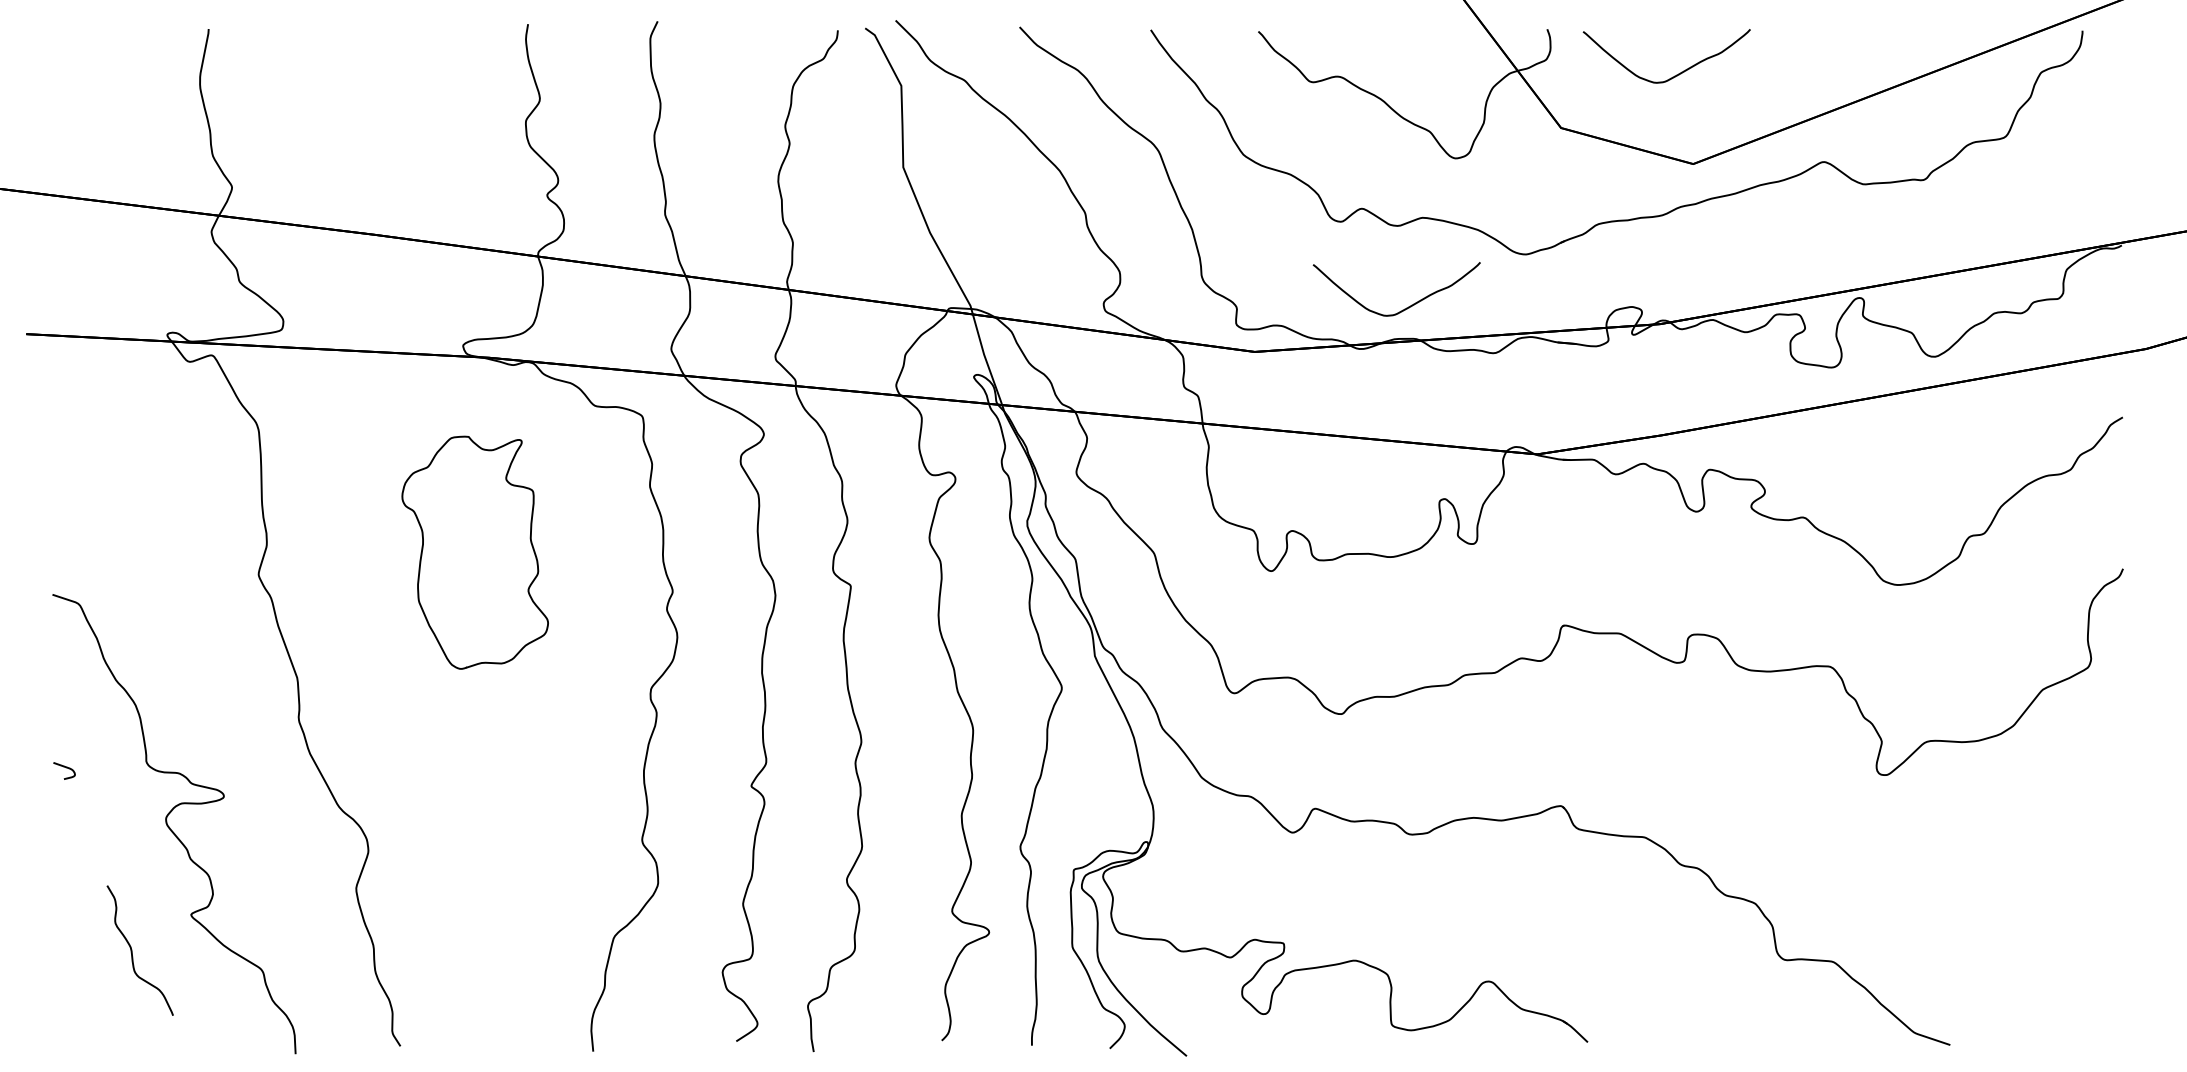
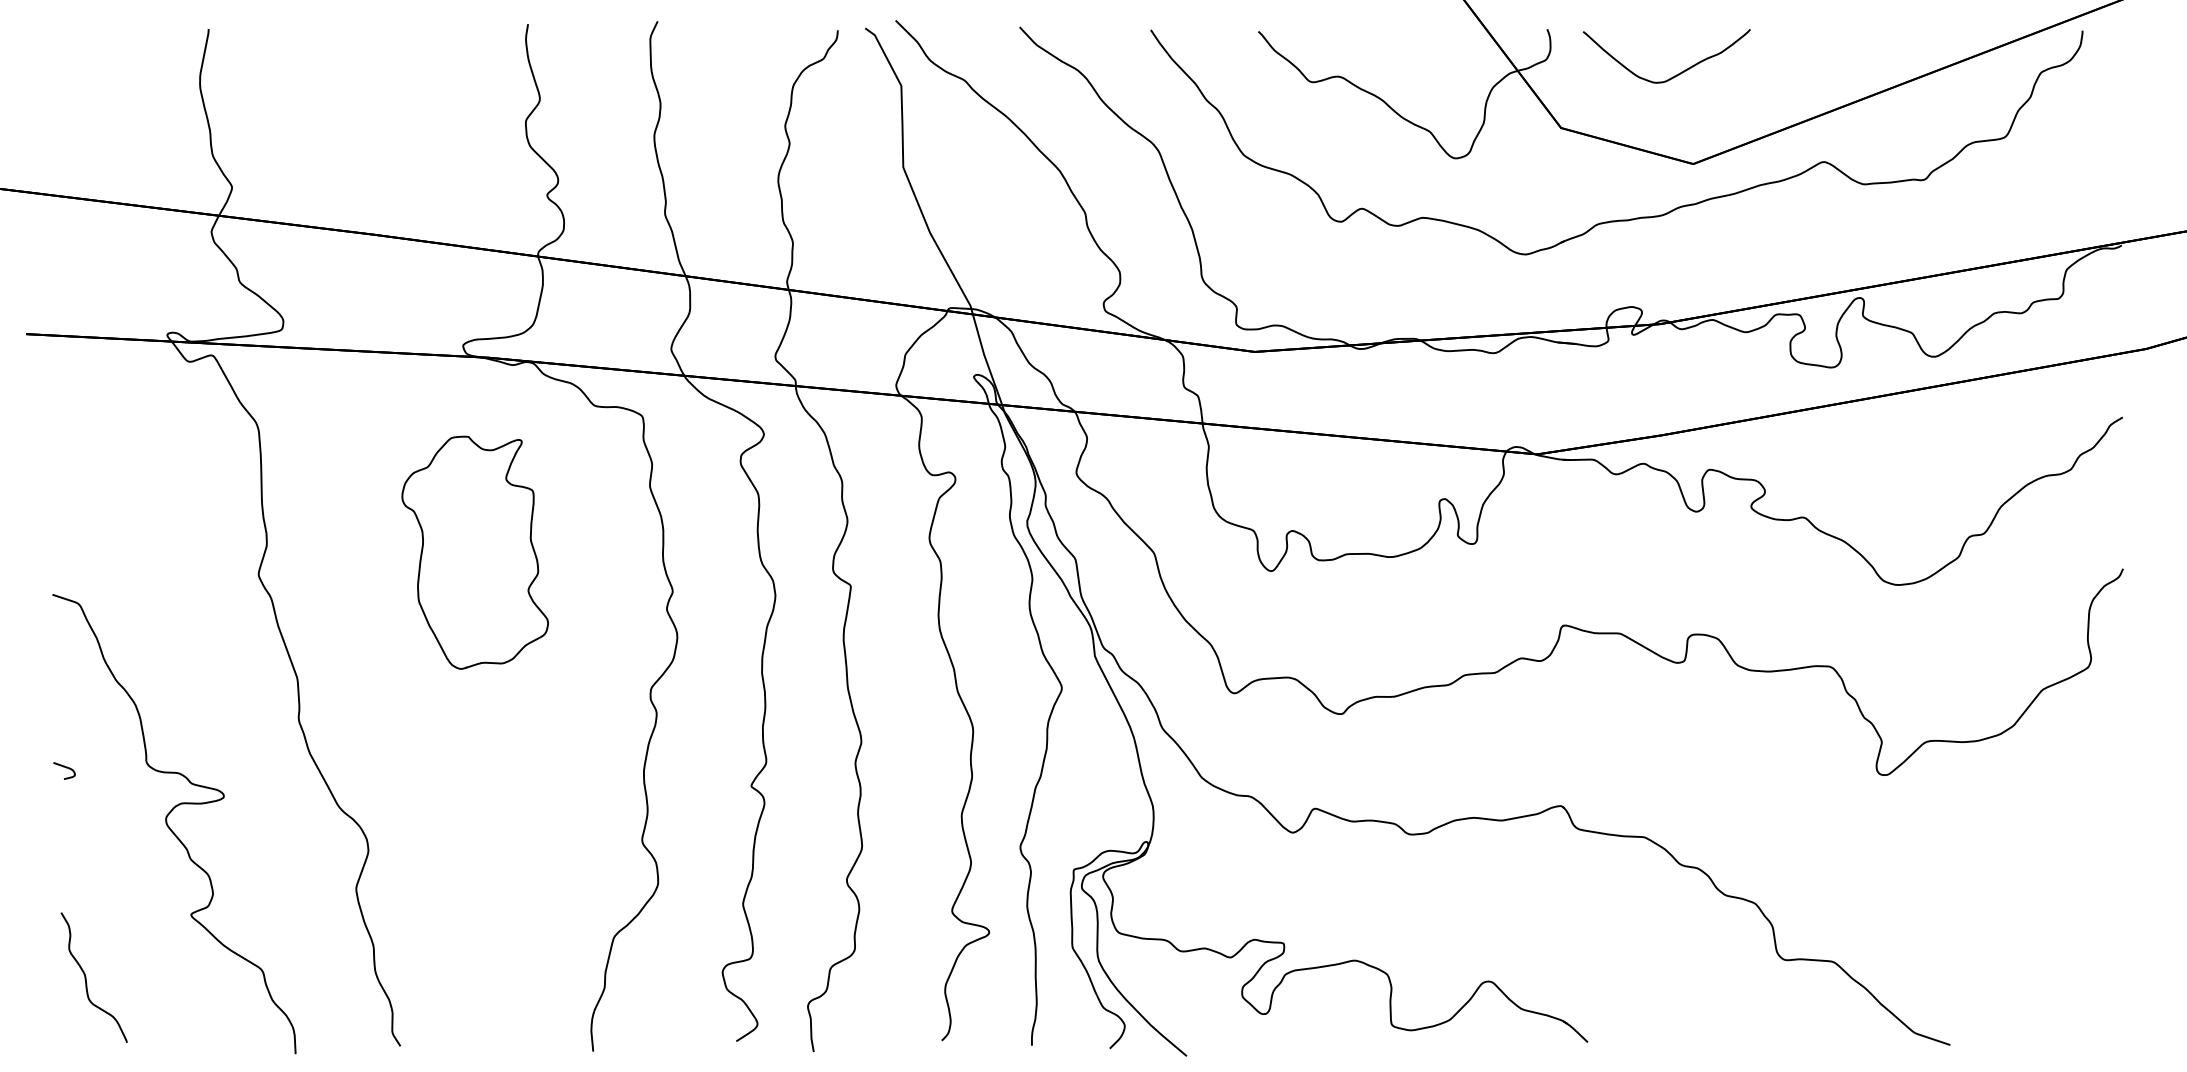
curve: present -> none (1406, 307)
curve position: (132, 950) -> (86, 977) (86, 977)
